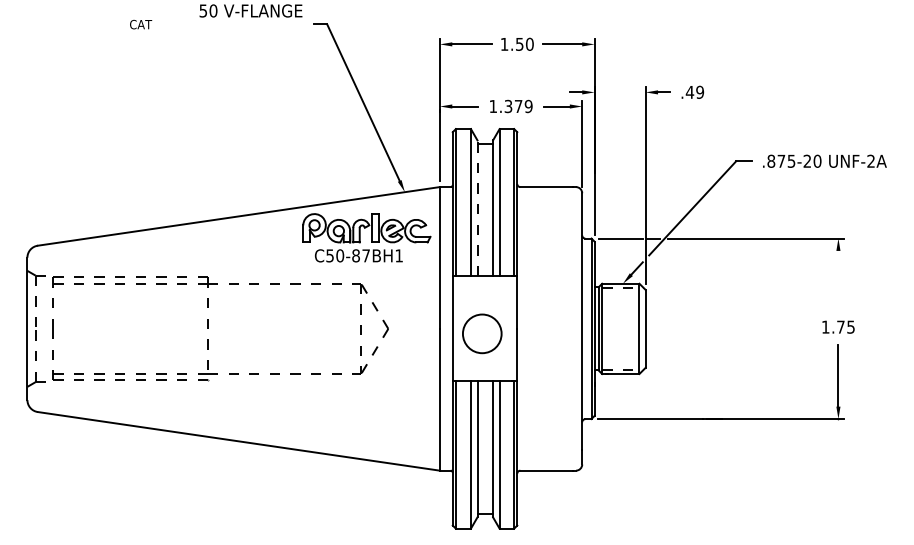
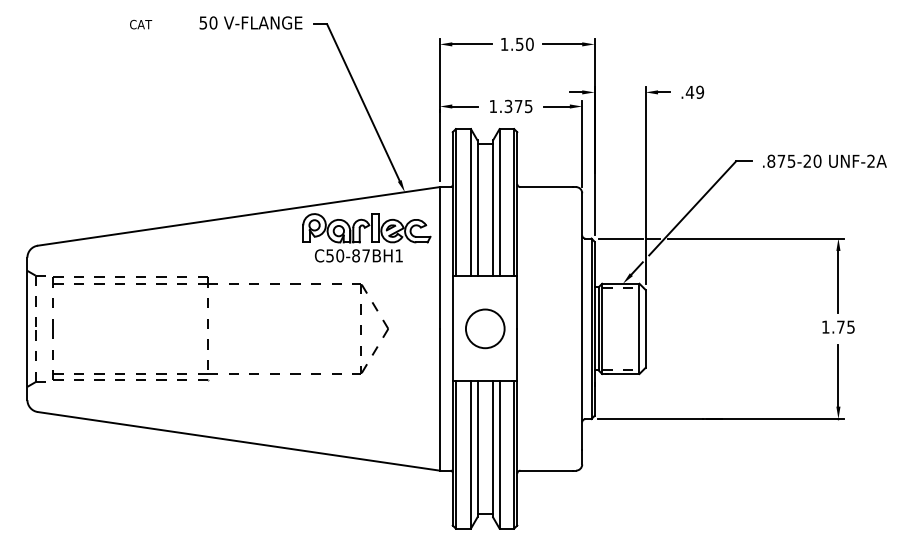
text position: (250, 10) -> (250, 22) (250, 22)
text: 1.379 -> 1.375 (528, 105)
line: dashed -> solid (477, 208)
line: none -> present (838, 281)
circle position: (482, 333) -> (485, 328) (485, 328)
